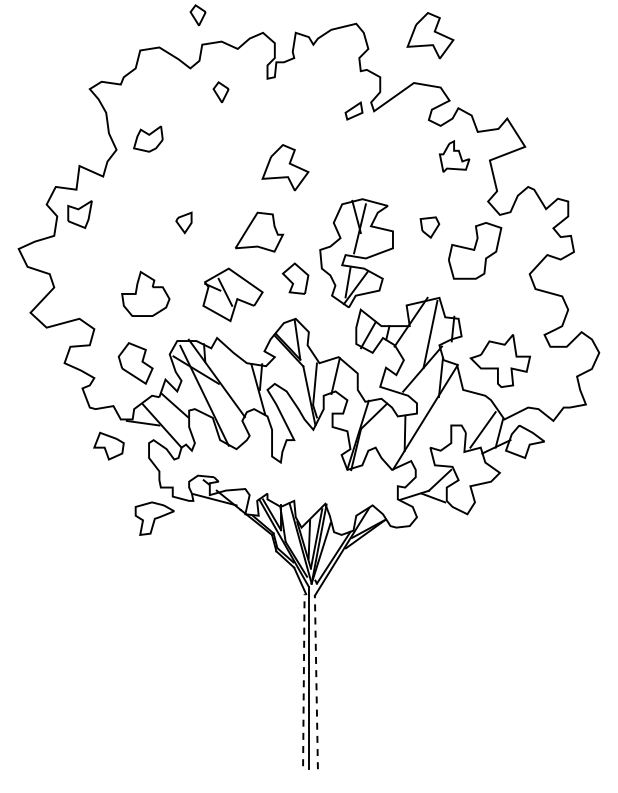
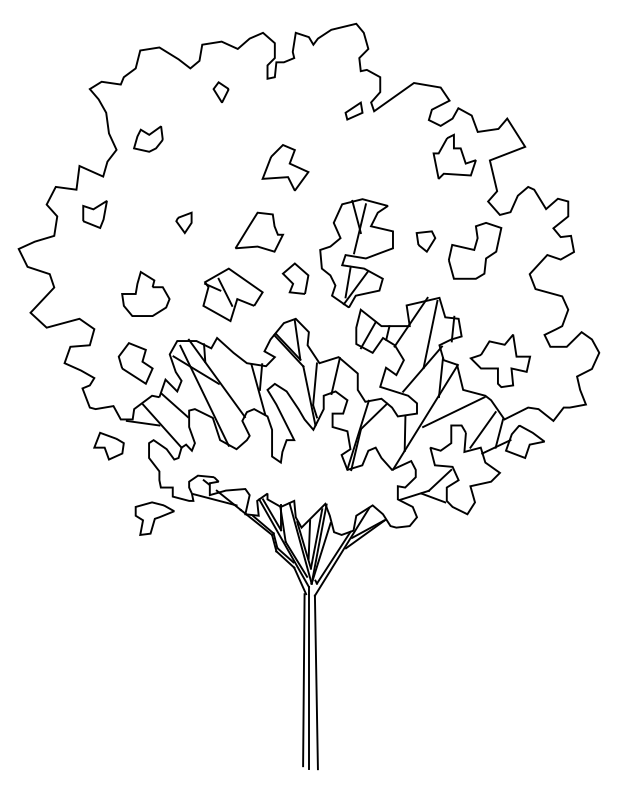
part: present -> none (197, 14)
part: present -> none (430, 35)
part size: 33x33 px -> 45x47 px (454, 156)
part position: (79, 214) -> (94, 214) (94, 214)
part position: (429, 227) -> (425, 241) (425, 241)
line: none -> present (453, 412)
line: dashed -> solid (303, 679)
line: dashed -> solid (316, 682)
